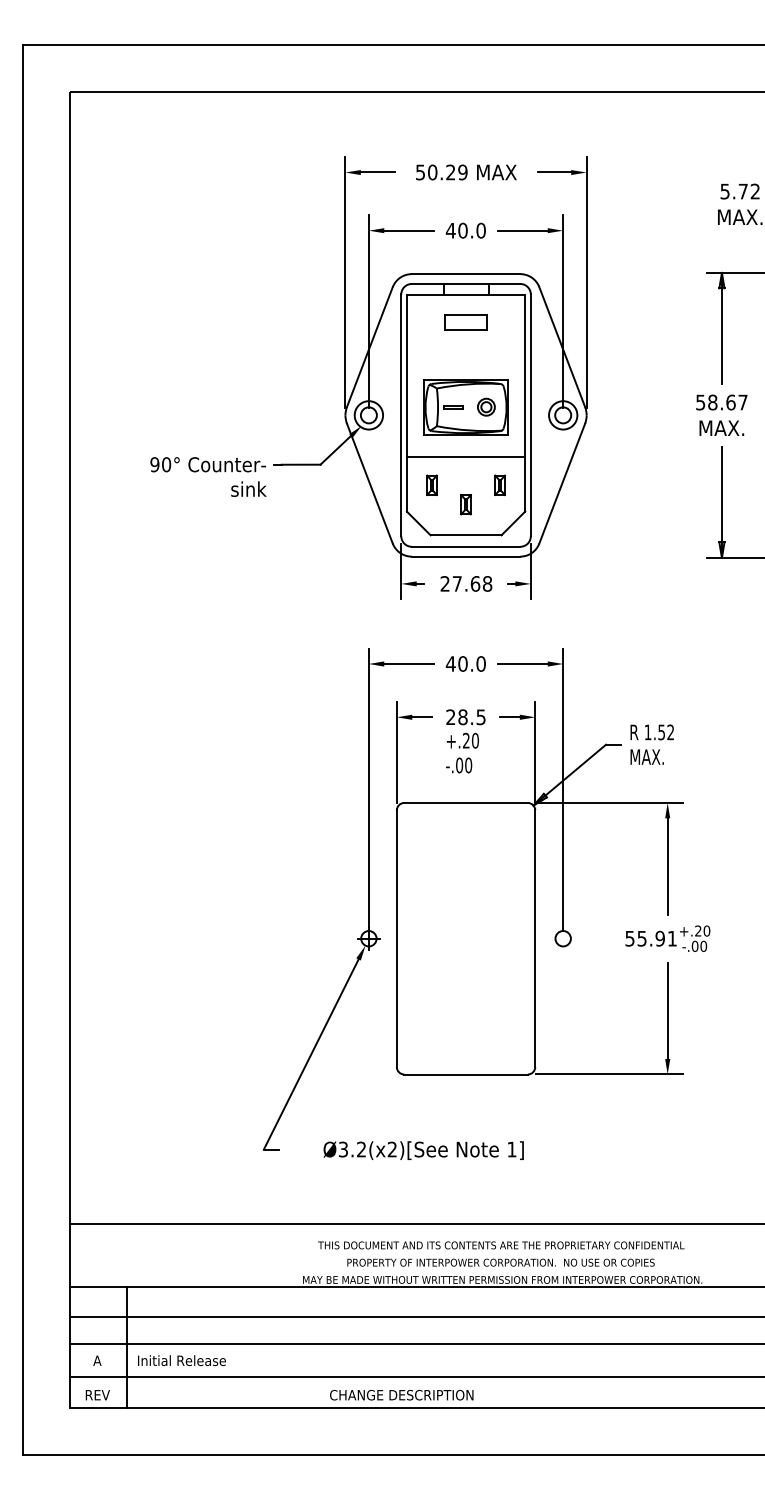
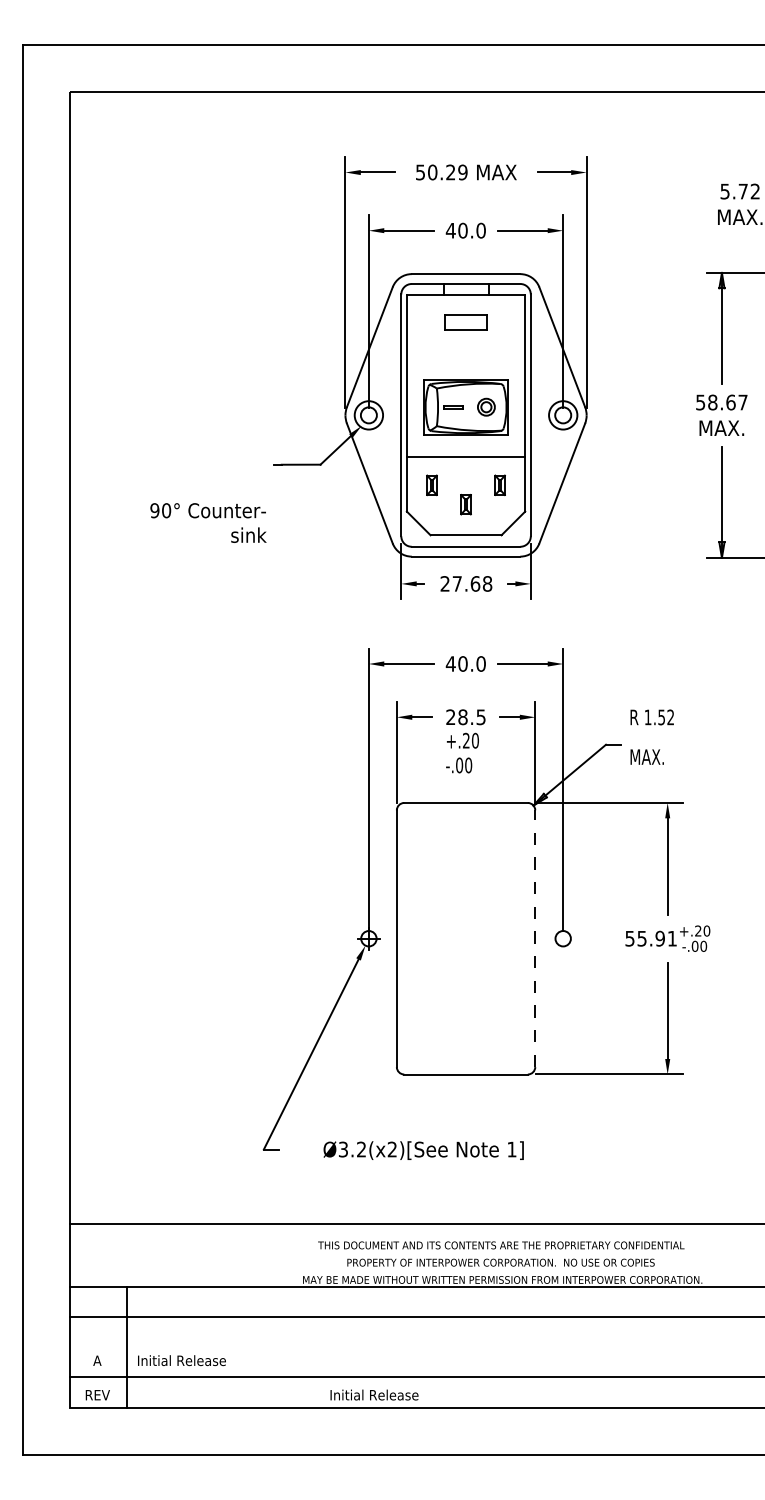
text position: (208, 476) -> (208, 522) (208, 522)
text position: (651, 732) -> (651, 717) (651, 717)
line: solid -> dashed (535, 938)
line: present -> none (415, 1343)
text: CHANGE DESCRIPTION -> Initial Release (401, 1394)
